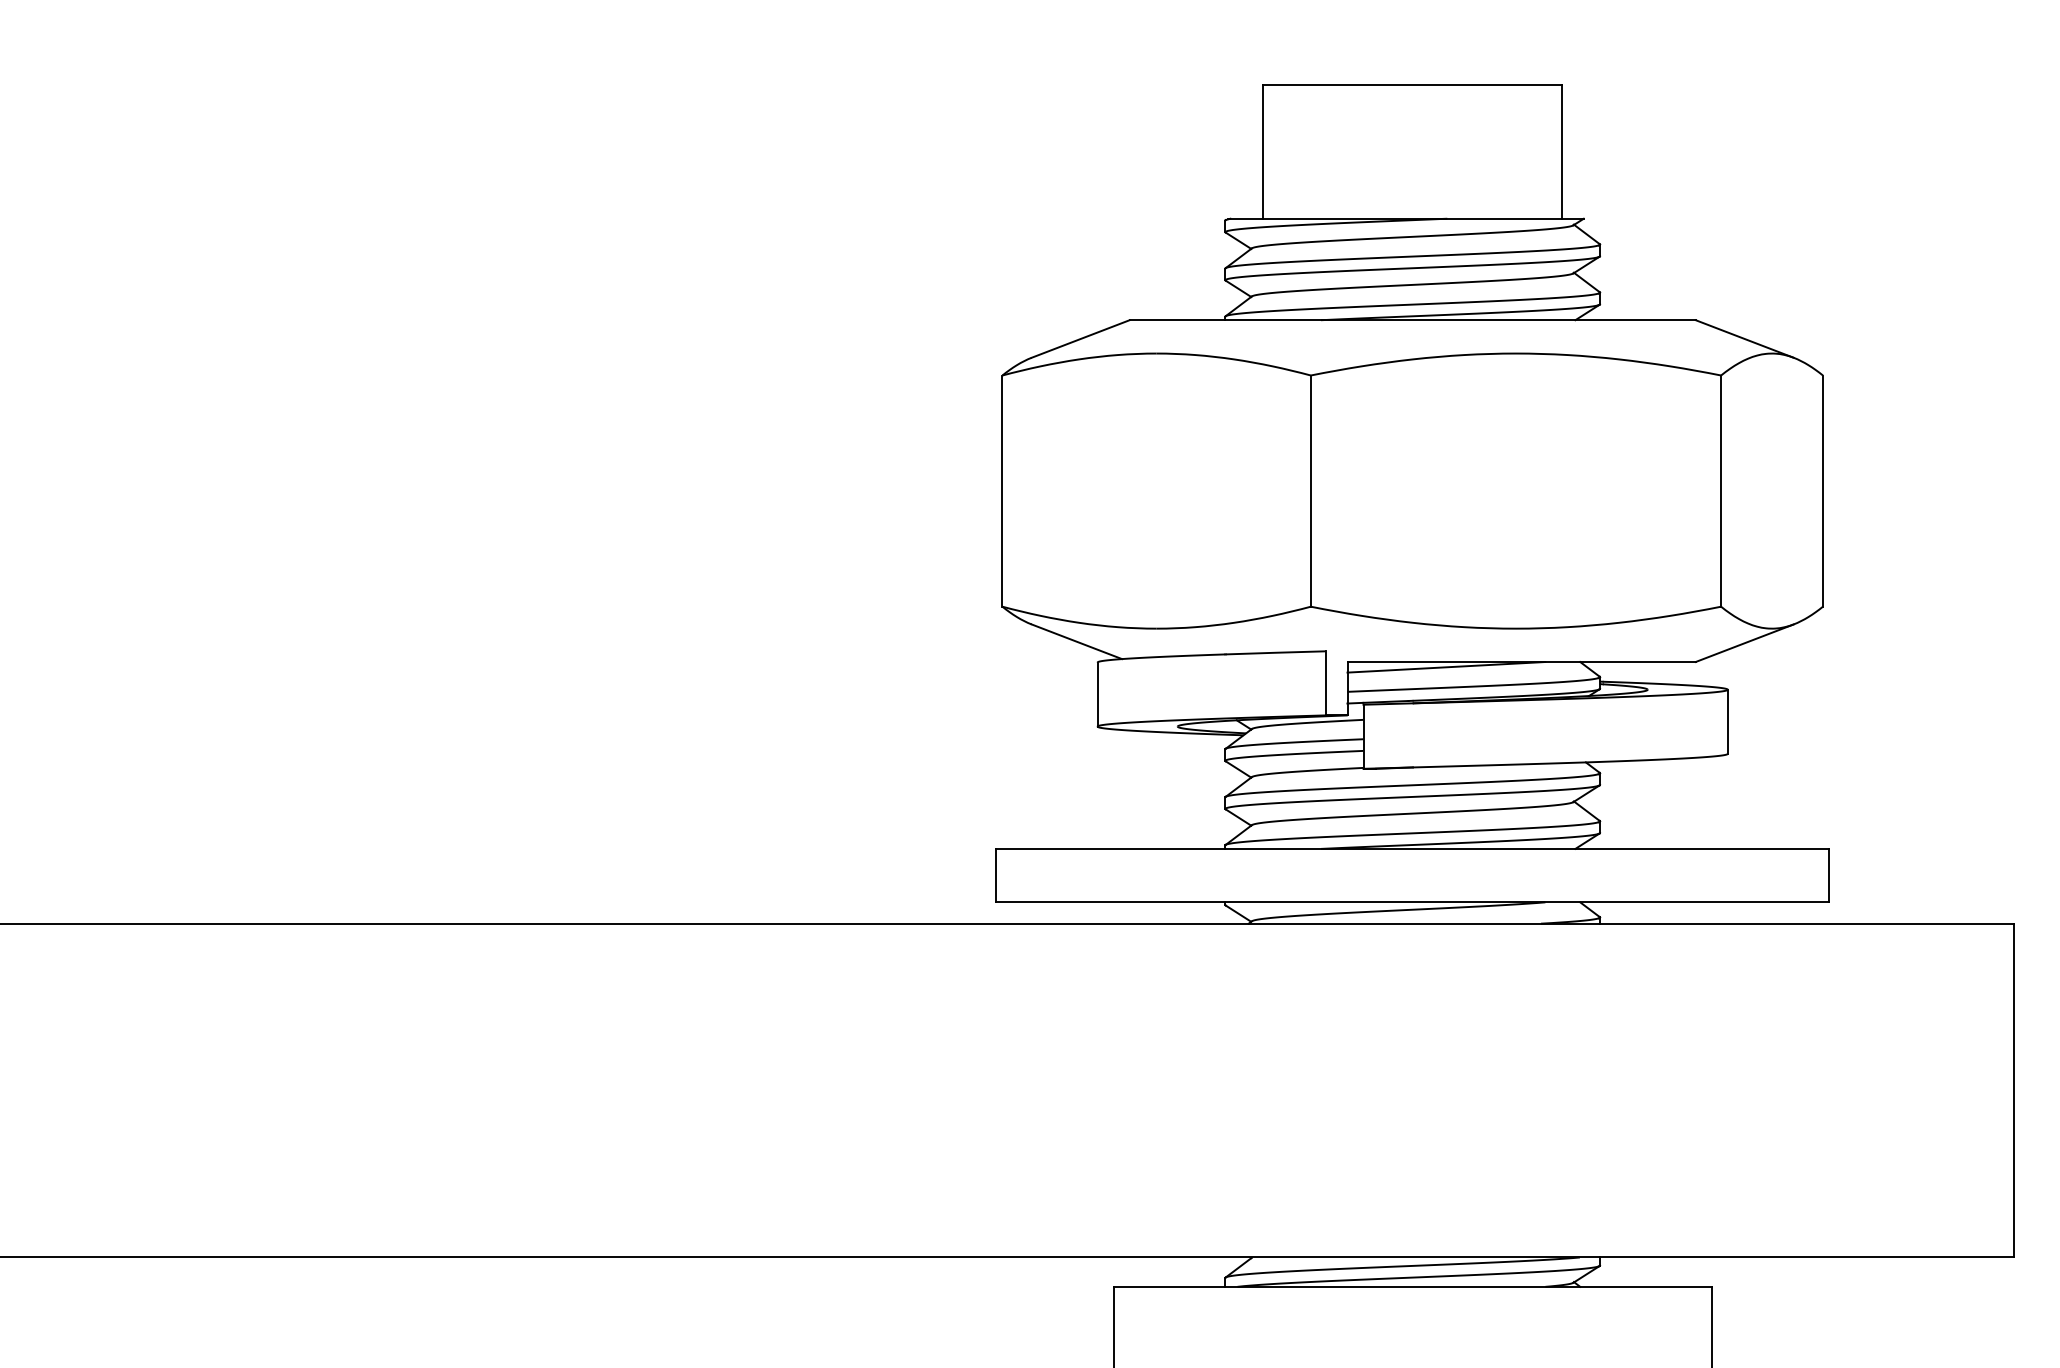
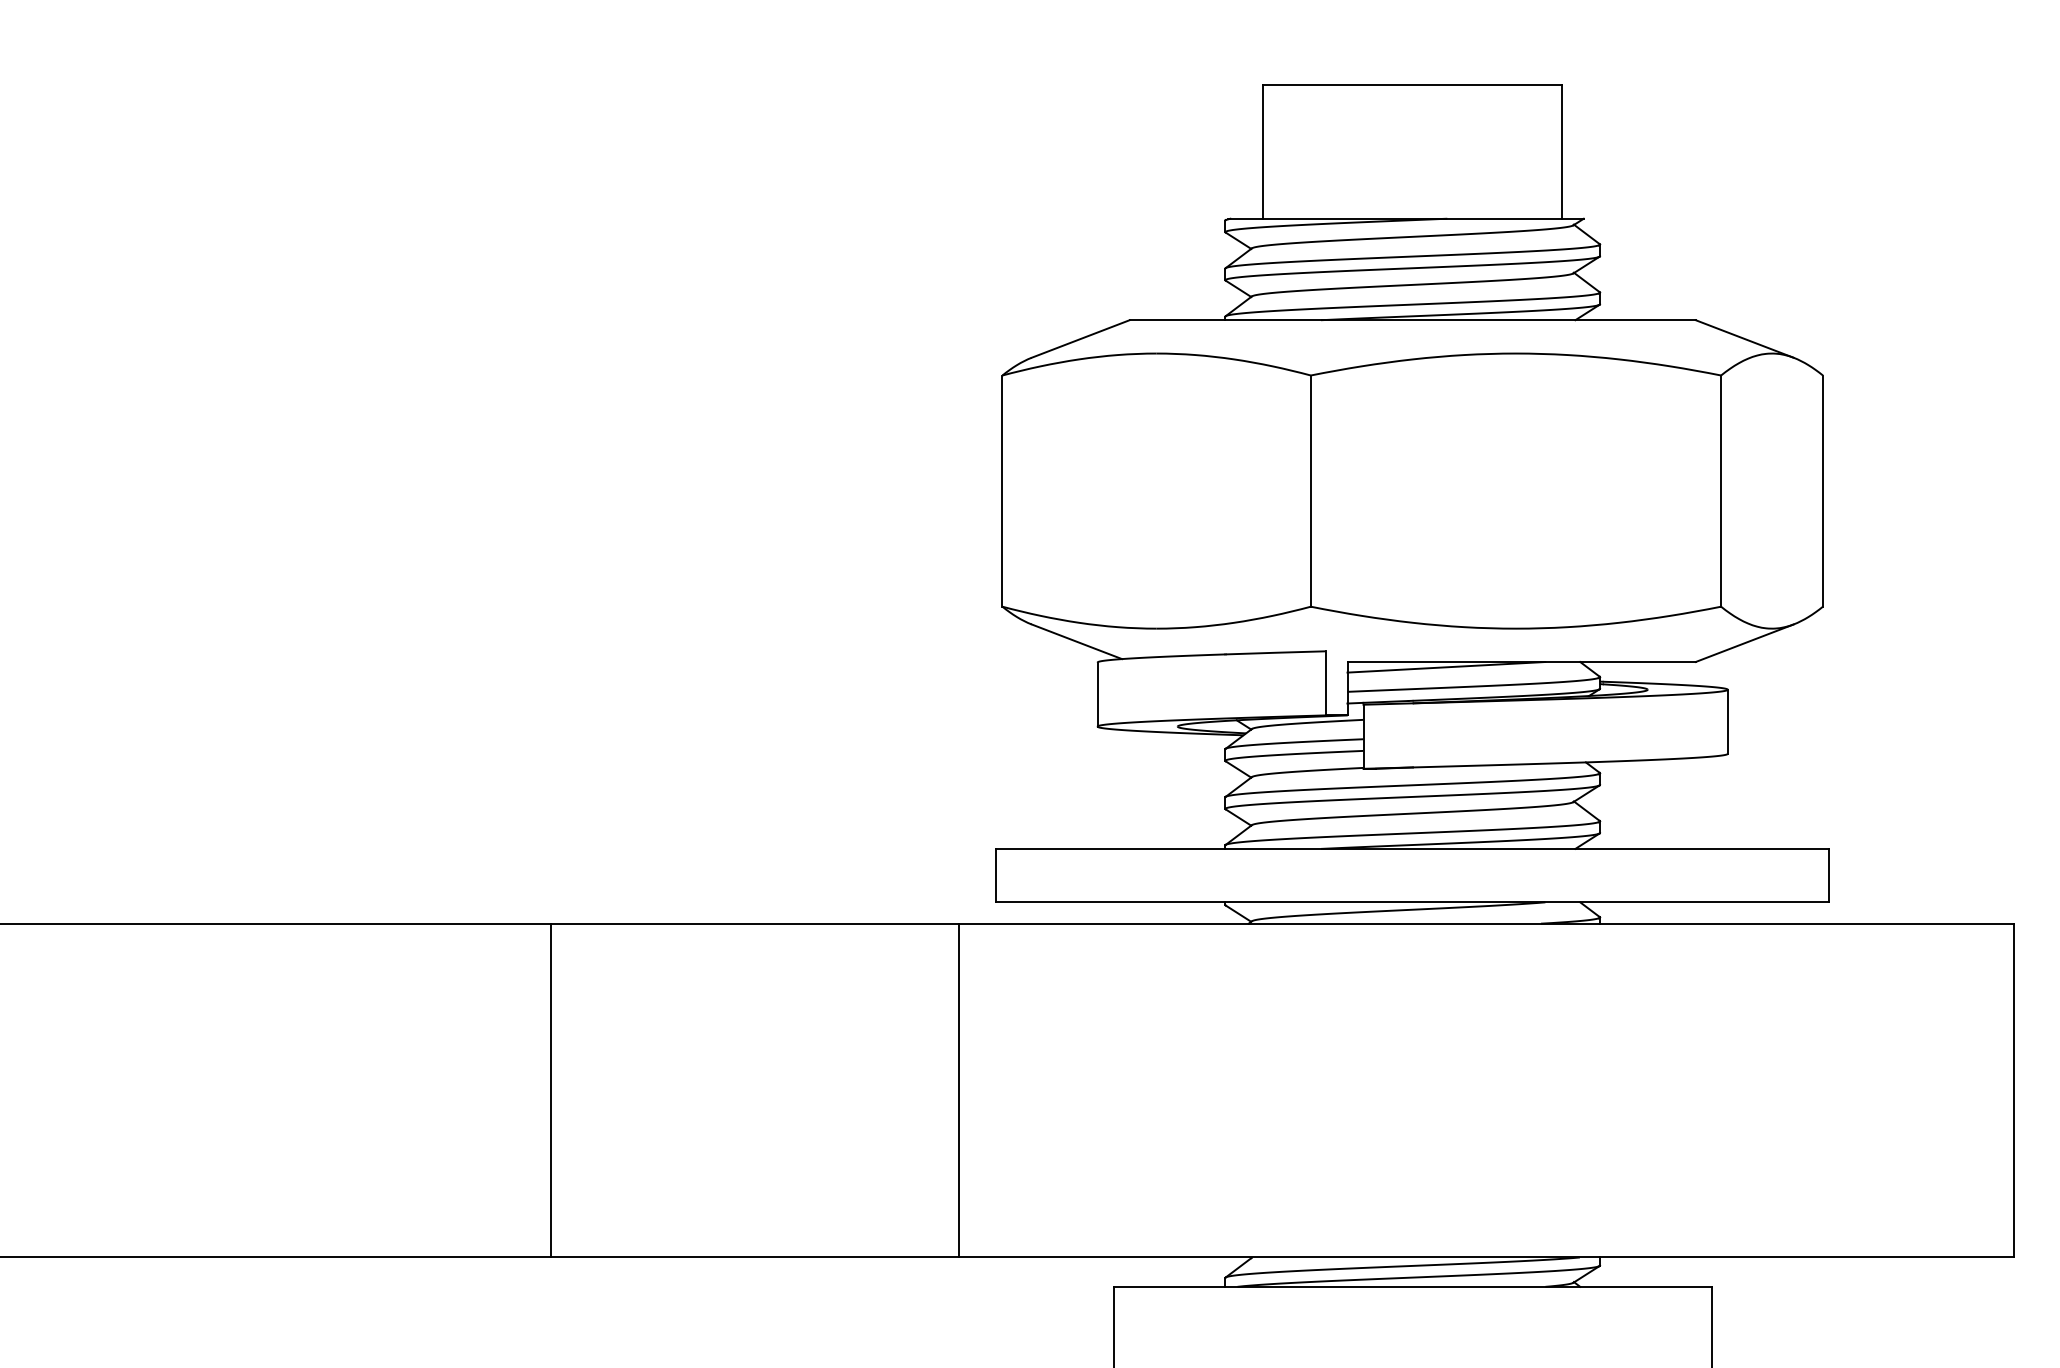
line: none -> present (551, 1090)
line: none -> present (959, 1090)
